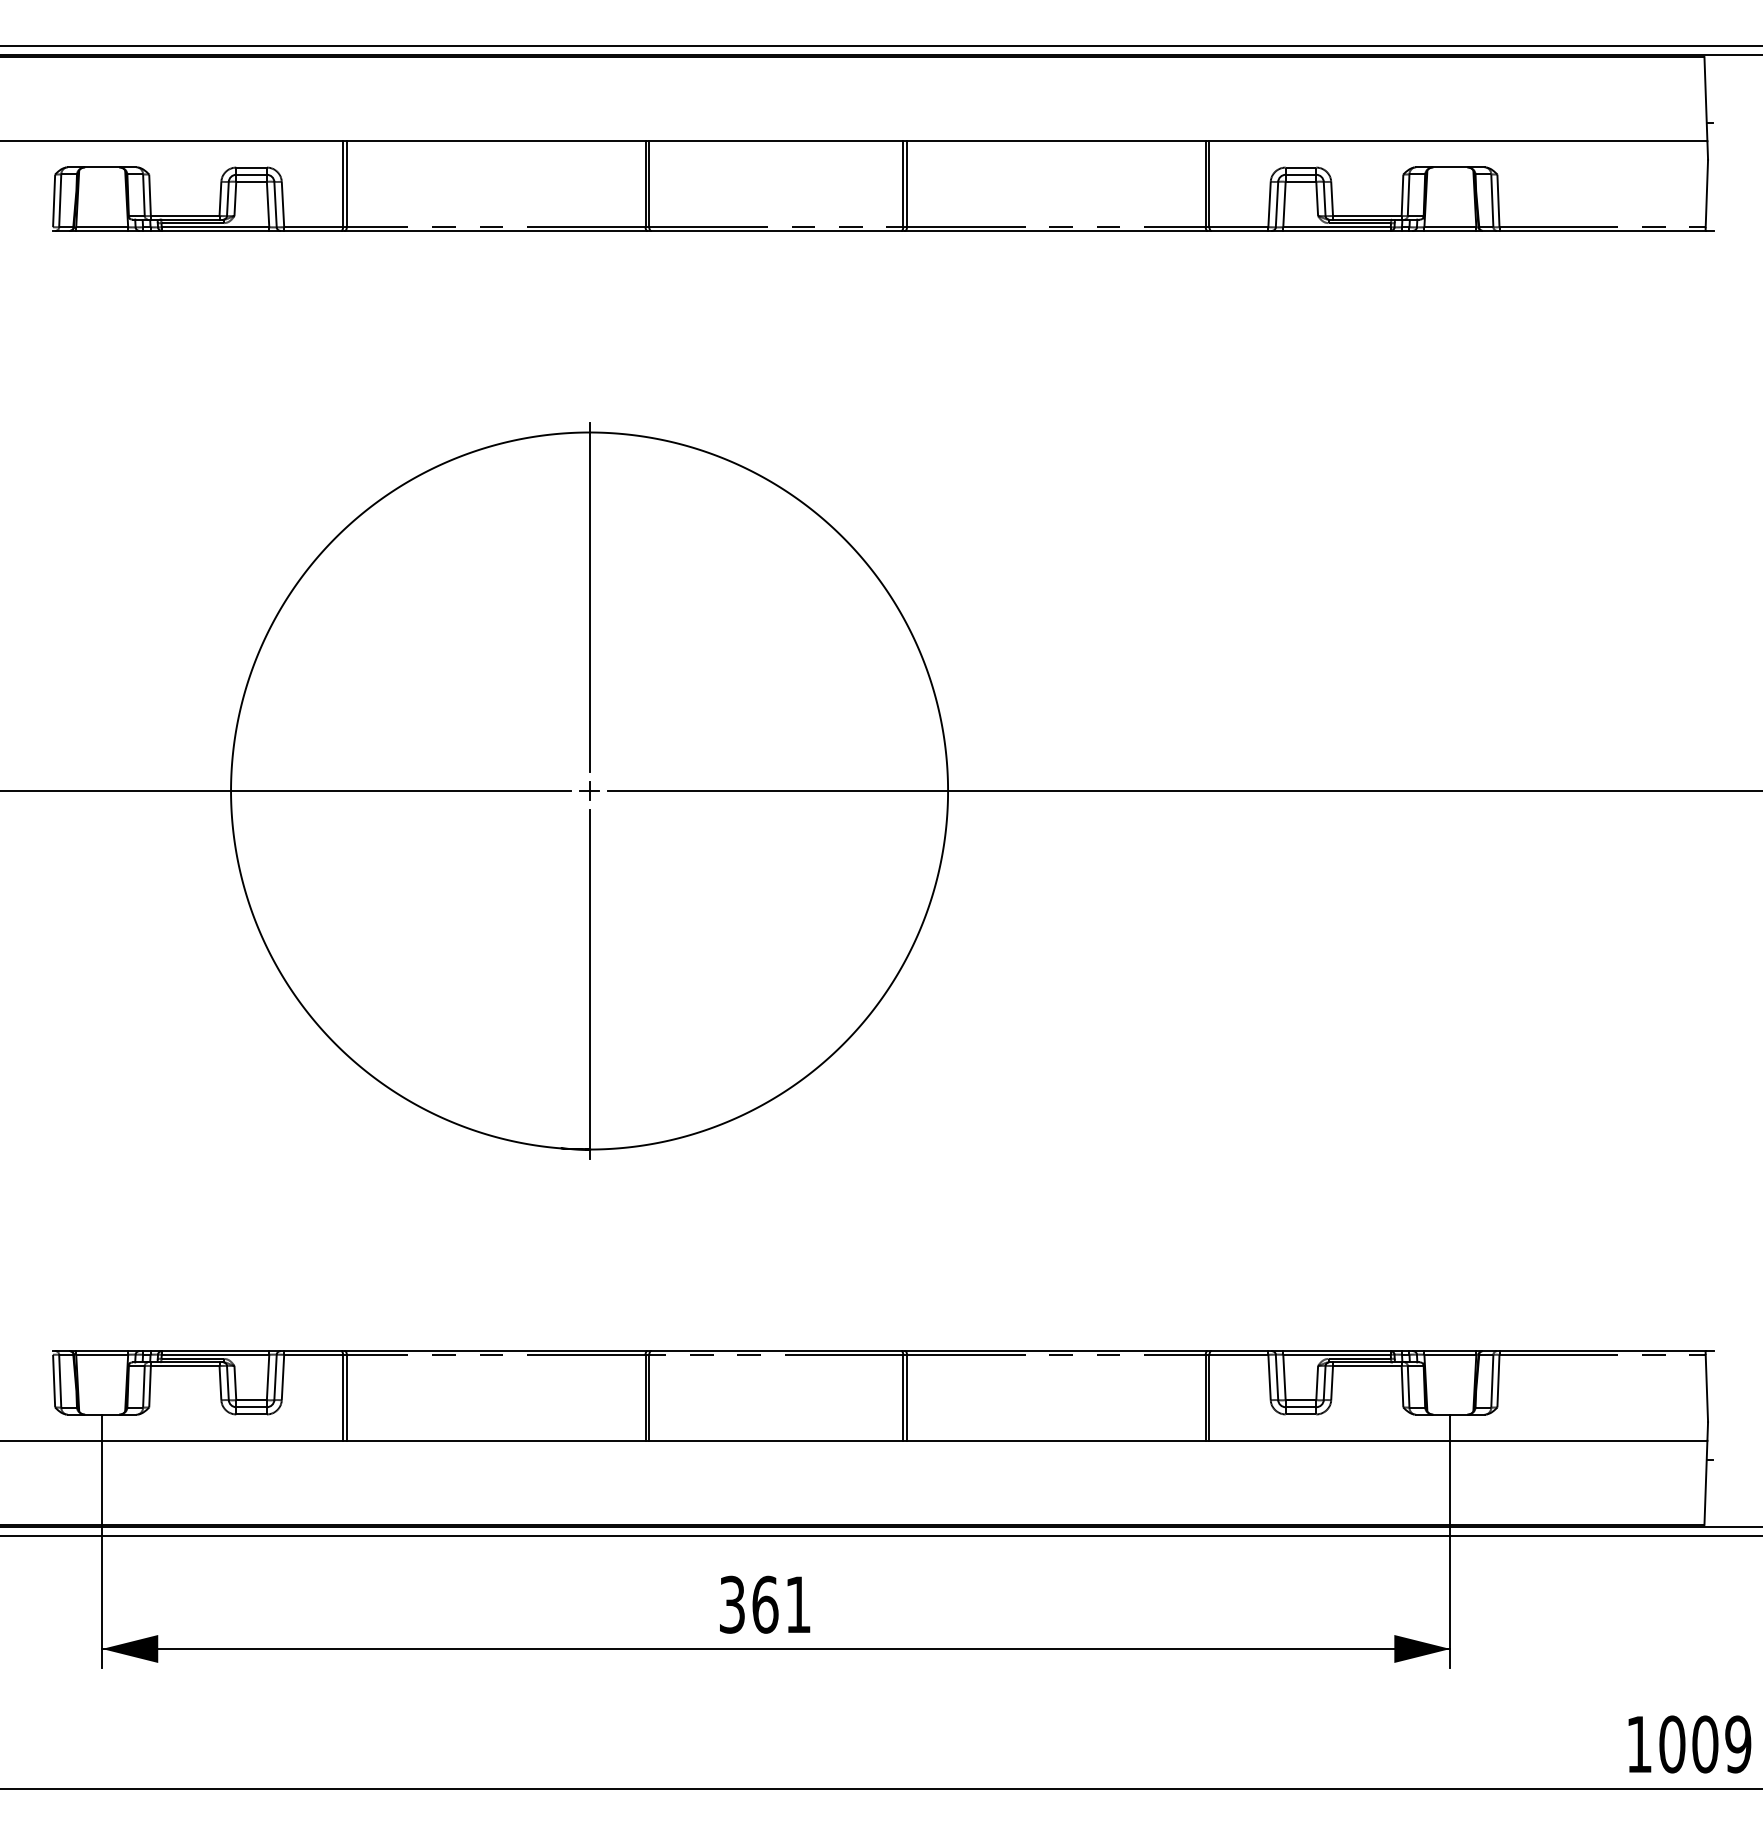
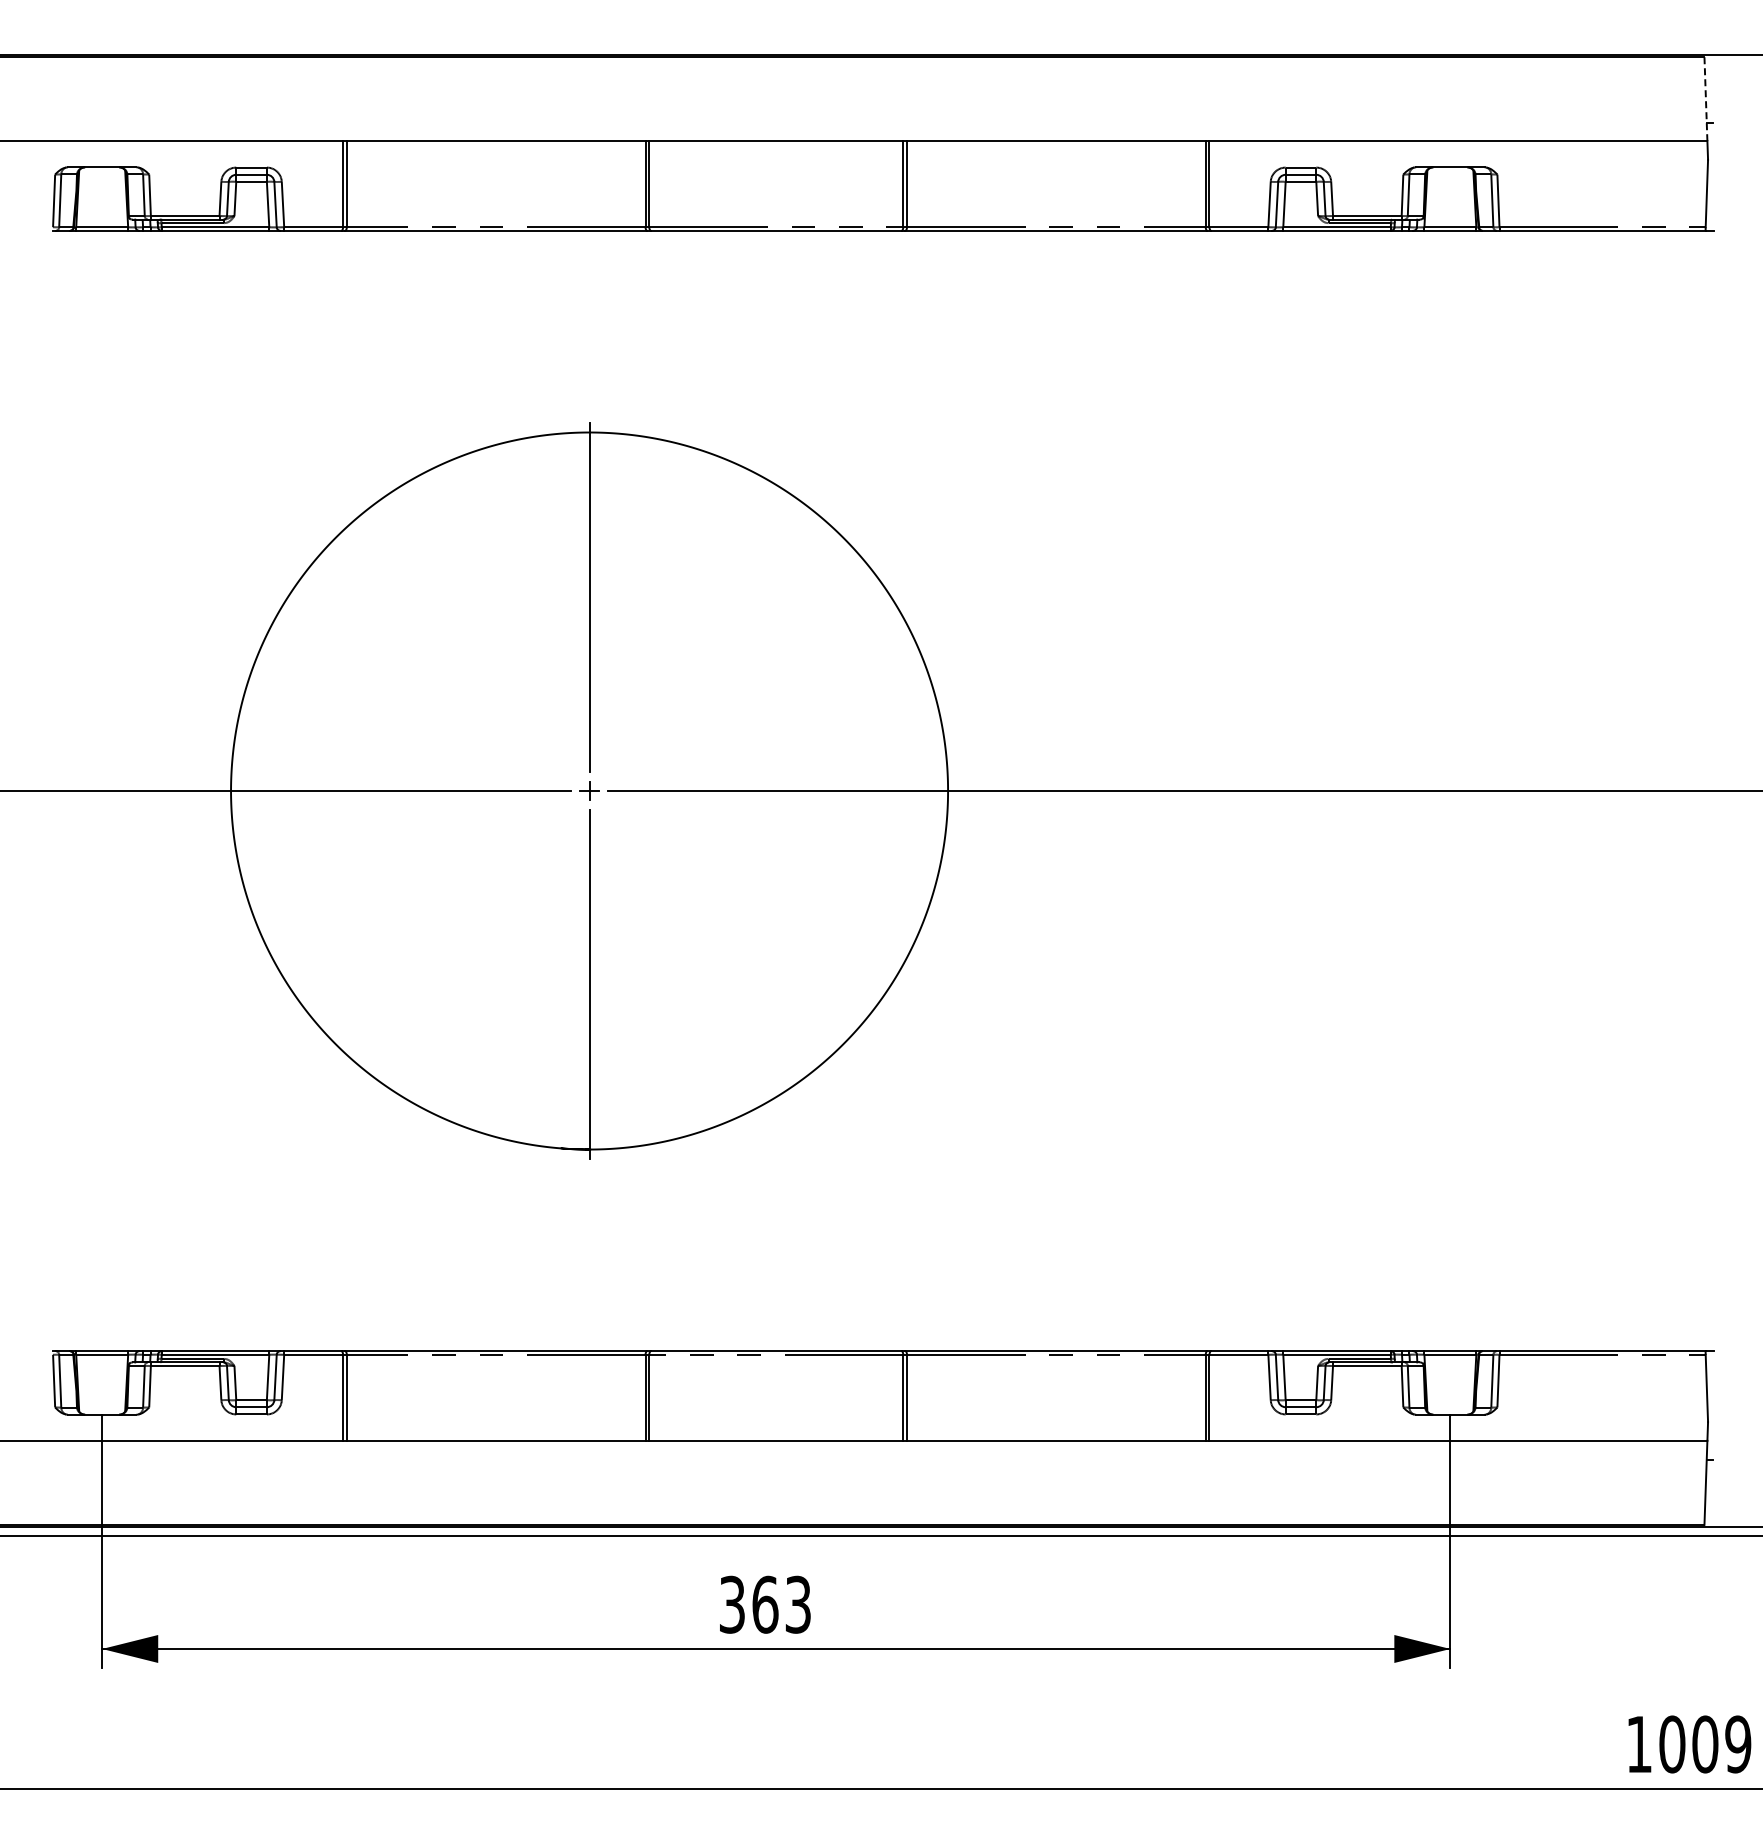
line: present -> none (880, 45)
line: solid -> dashed (1705, 98)
text: 361 -> 363 (797, 1604)
